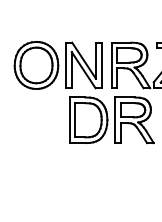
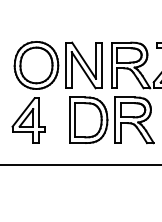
part: none -> present (28, 120)
line: none -> present (80, 164)
